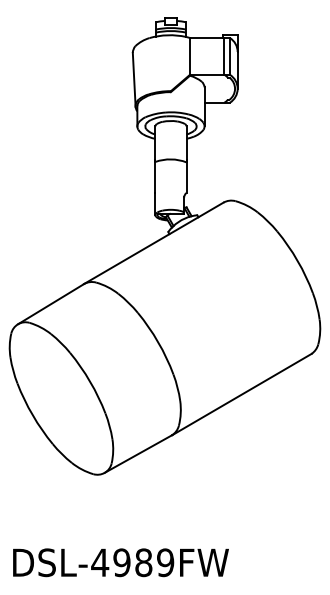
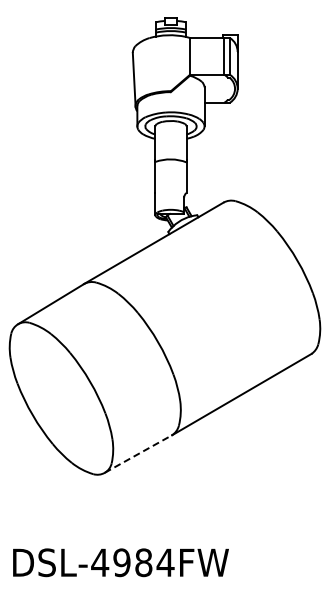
line: solid -> dashed (138, 454)
text: DSL-4989FW -> DSL-4984FW (165, 562)
